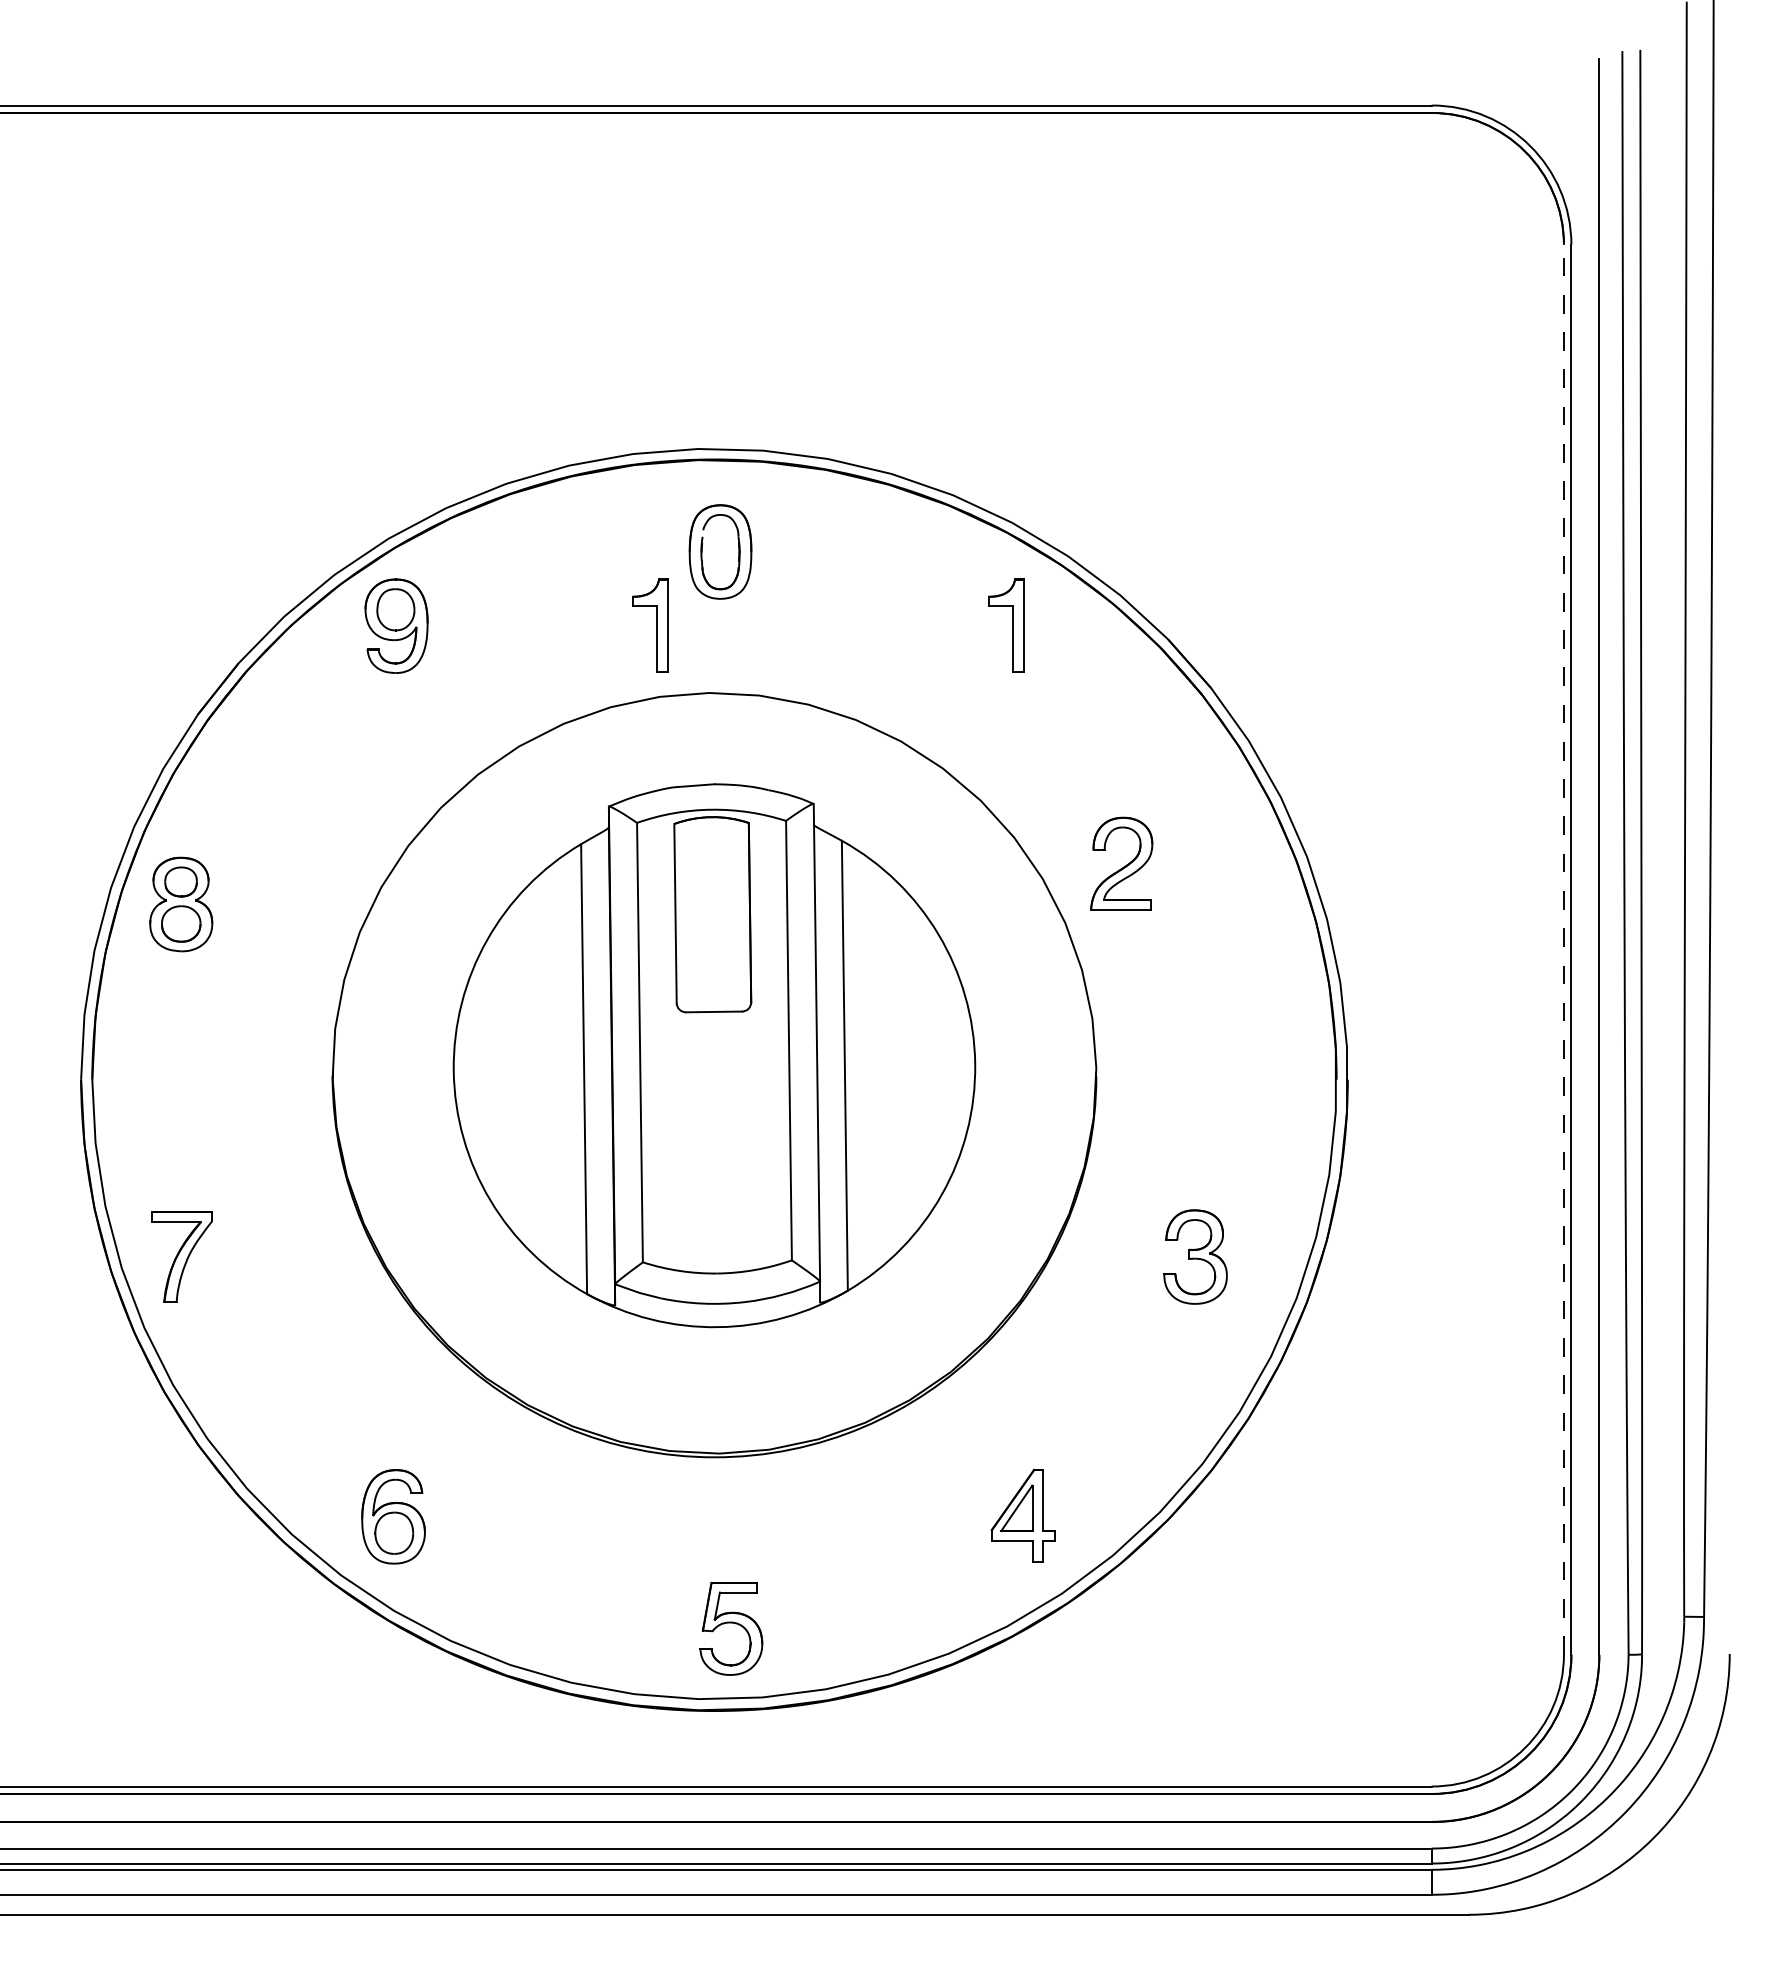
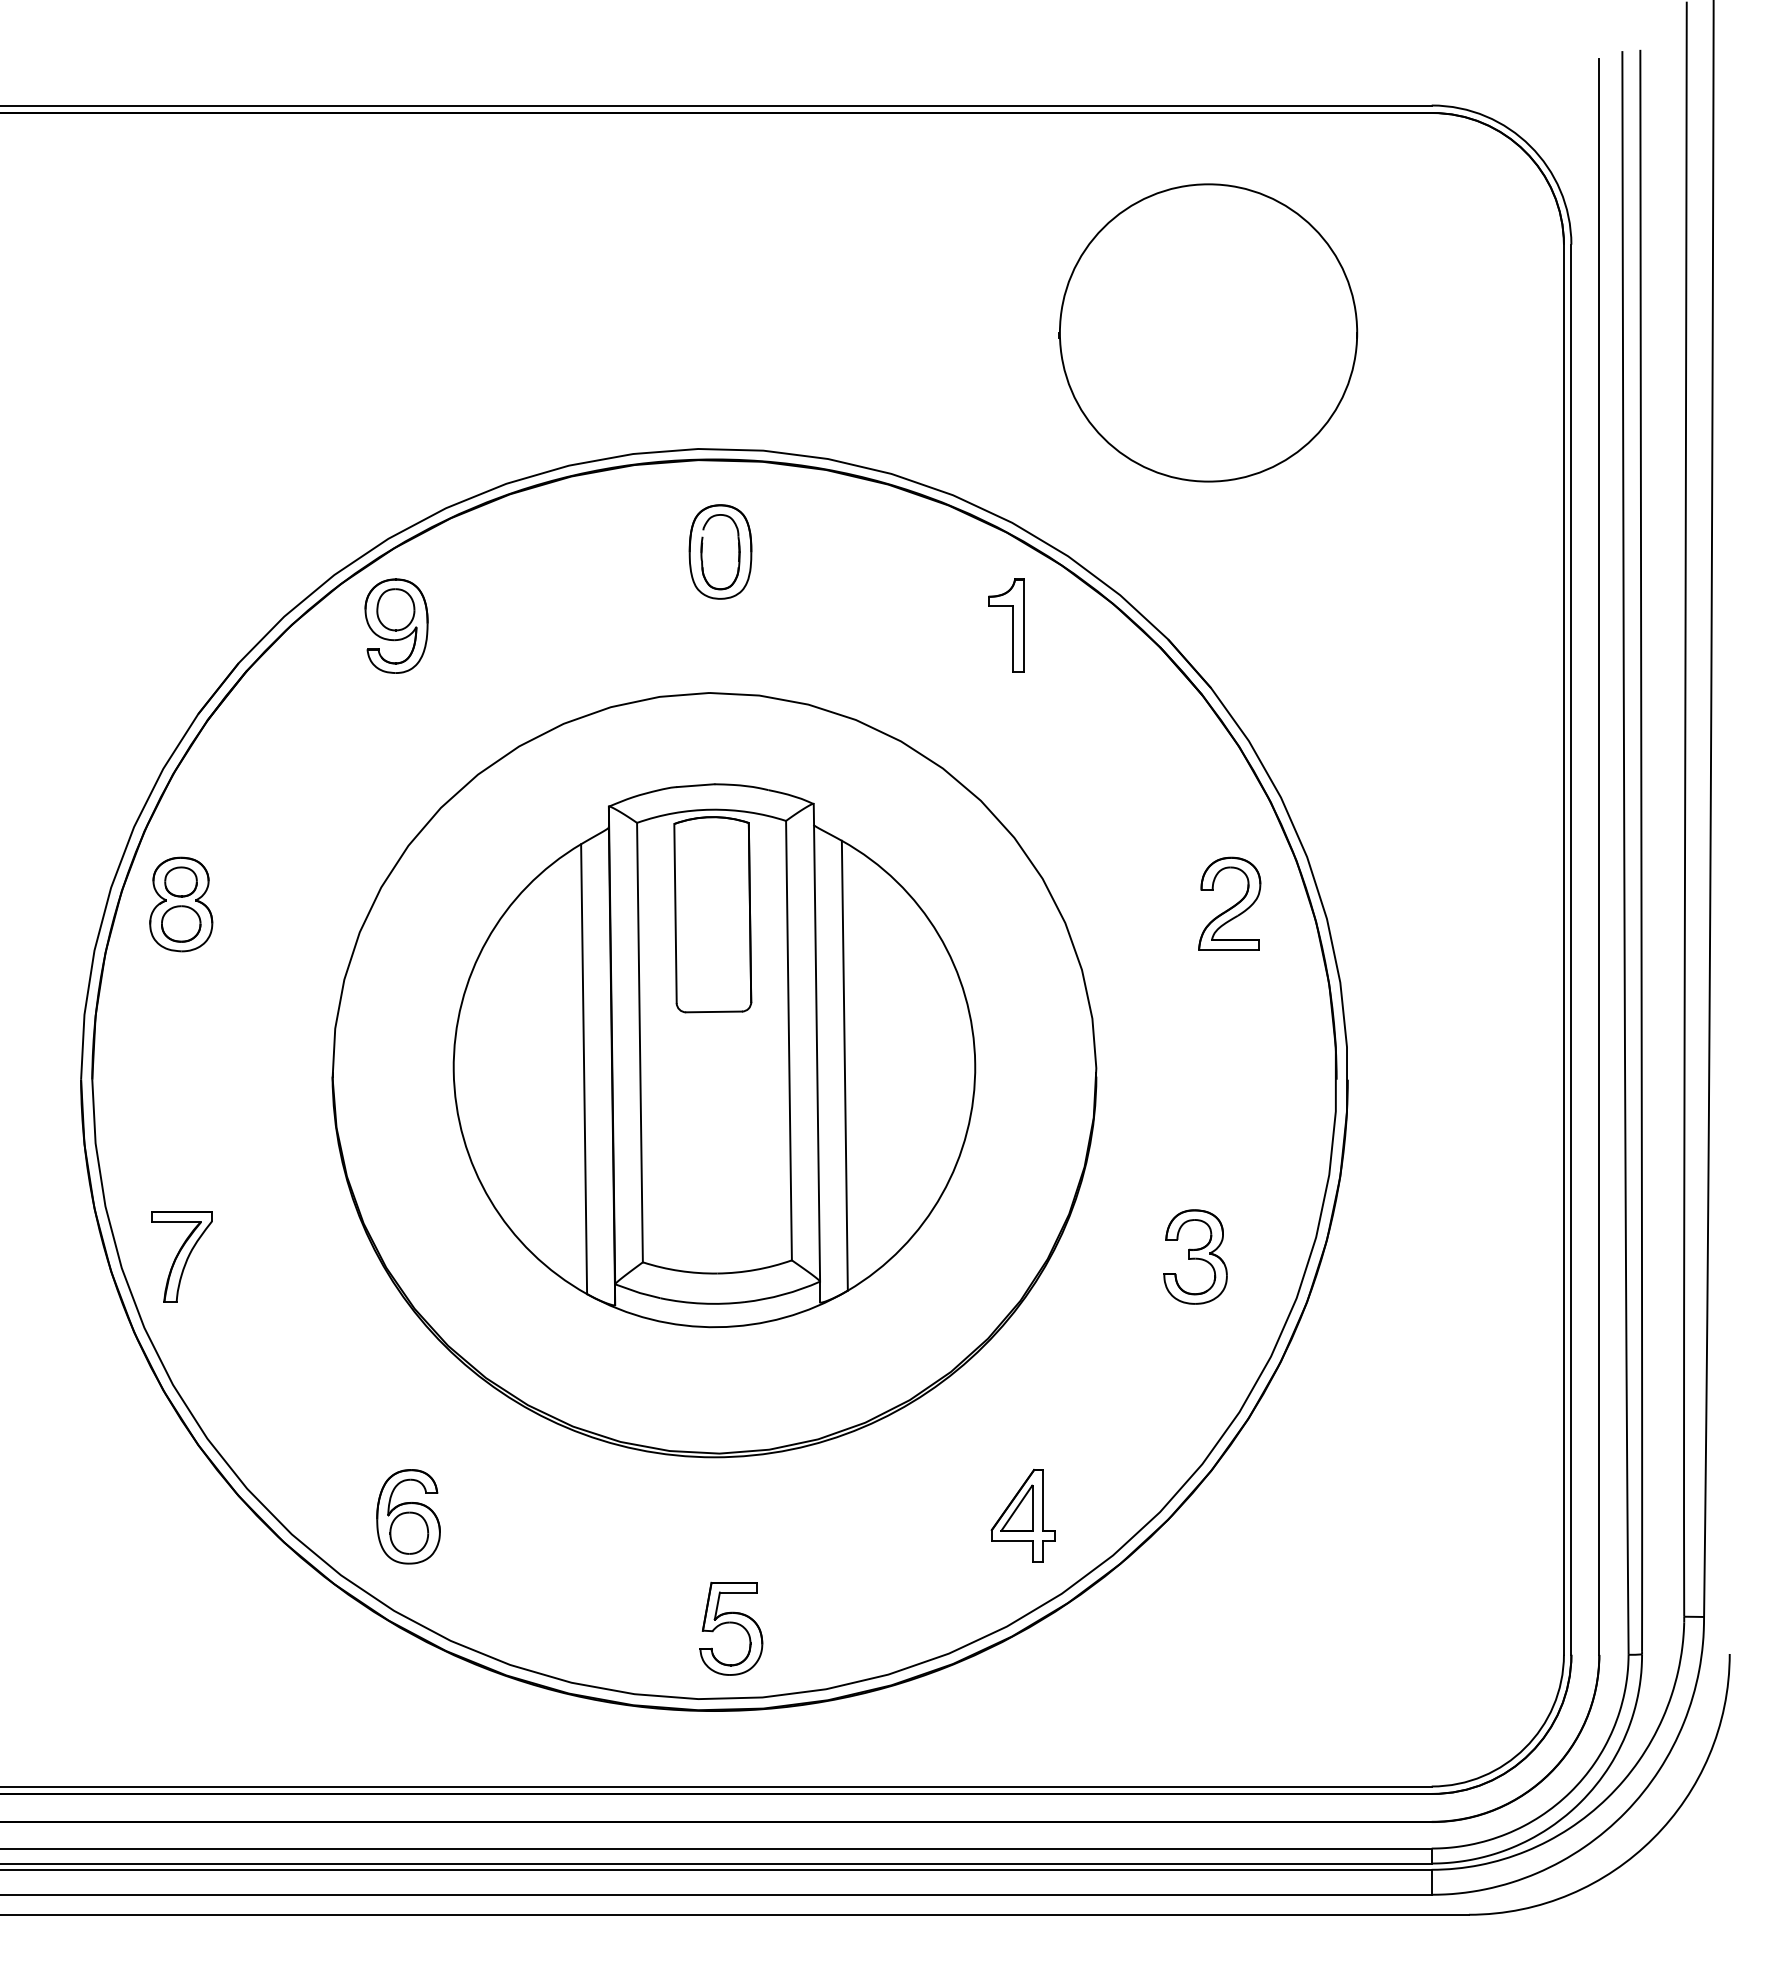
part: none -> present (1208, 332)
part: present -> none (650, 625)
part position: (1121, 863) -> (1229, 903) (1229, 903)
line: dashed -> solid (1563, 949)
part position: (393, 1516) -> (408, 1516) (408, 1516)
